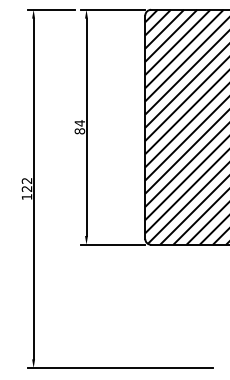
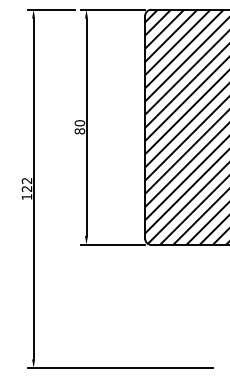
text: 84 -> 80 (79, 123)
